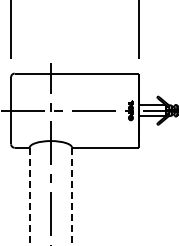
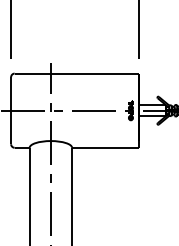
line: dashed -> solid (29, 196)
line: dashed -> solid (72, 196)
